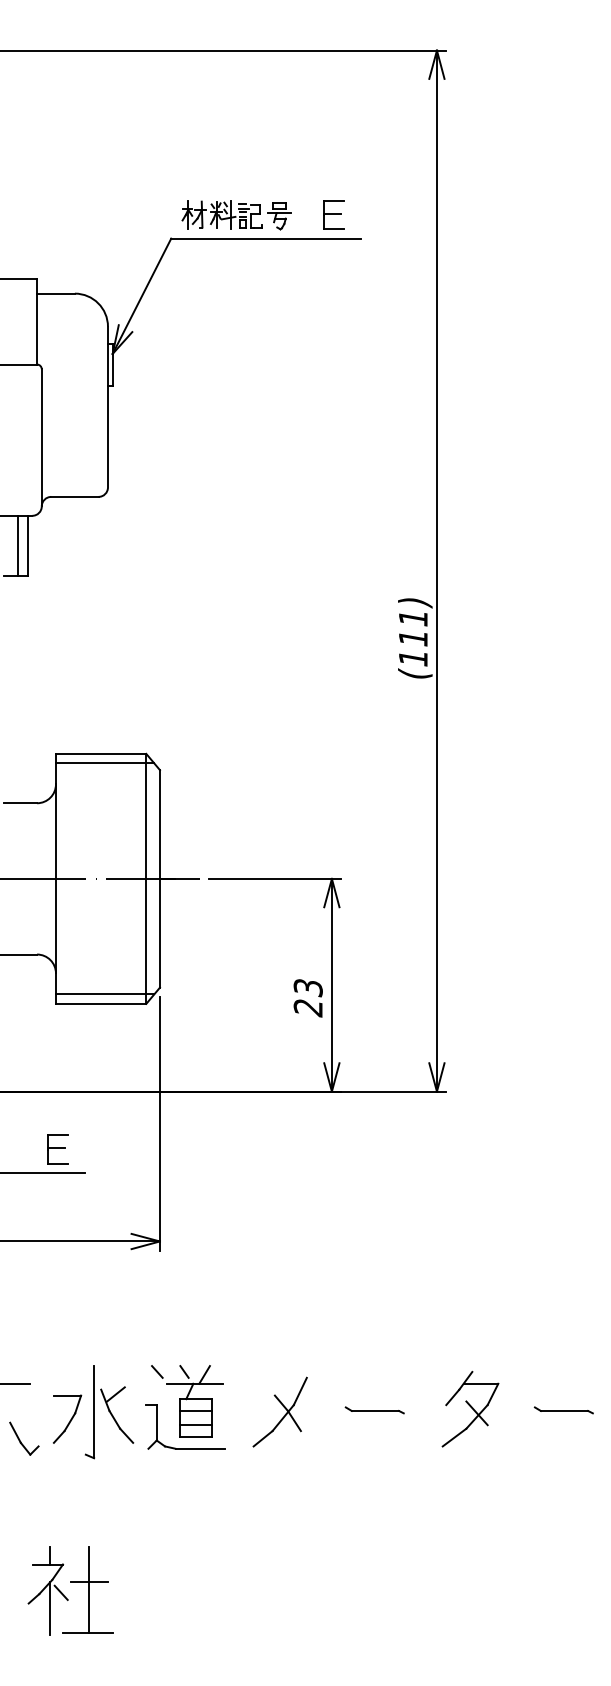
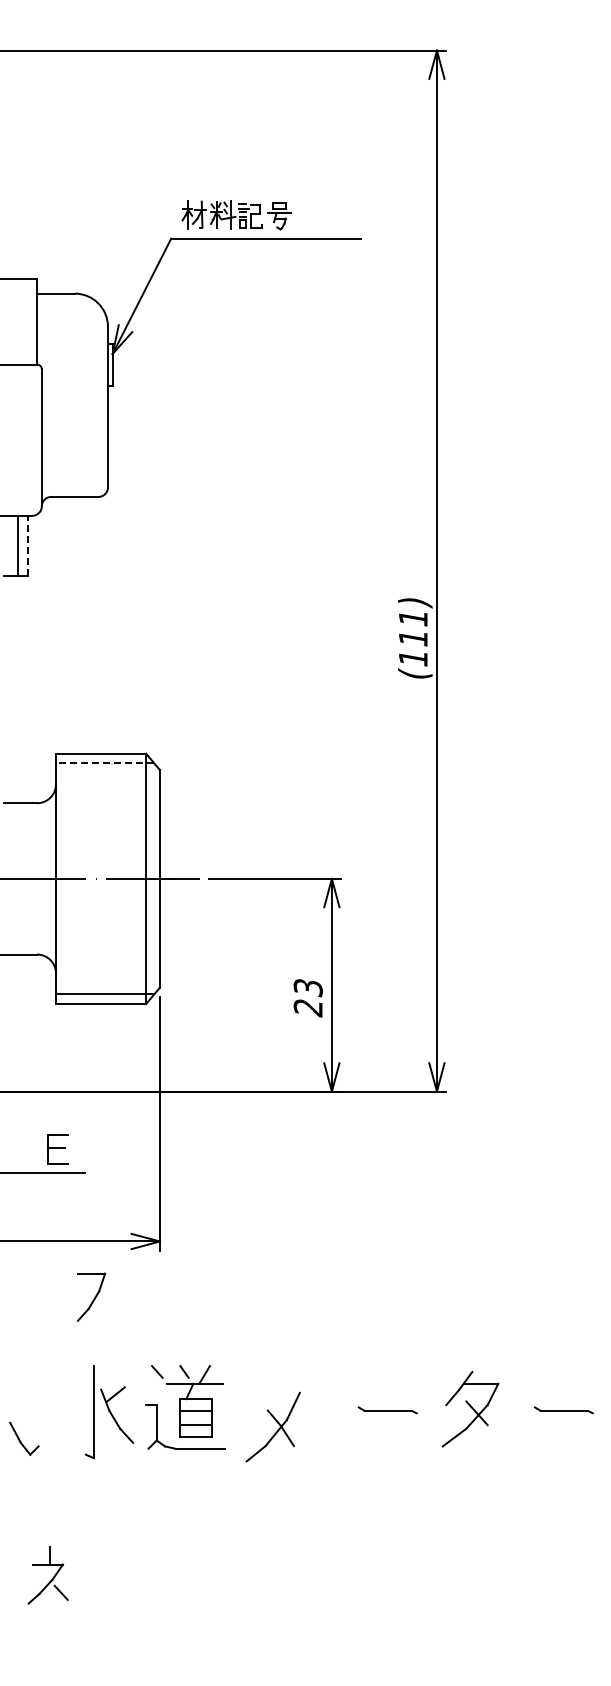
part: present -> none (333, 214)
line: solid -> dashed (27, 545)
line: solid -> dashed (104, 763)
line: present -> none (16, 1383)
part position: (374, 1410) -> (387, 1410) (387, 1410)
part position: (279, 1411) -> (272, 1426) (272, 1426)
part position: (67, 1418) -> (91, 1296) (91, 1296)
part: present -> none (87, 1589)
line: present -> none (50, 1608)
